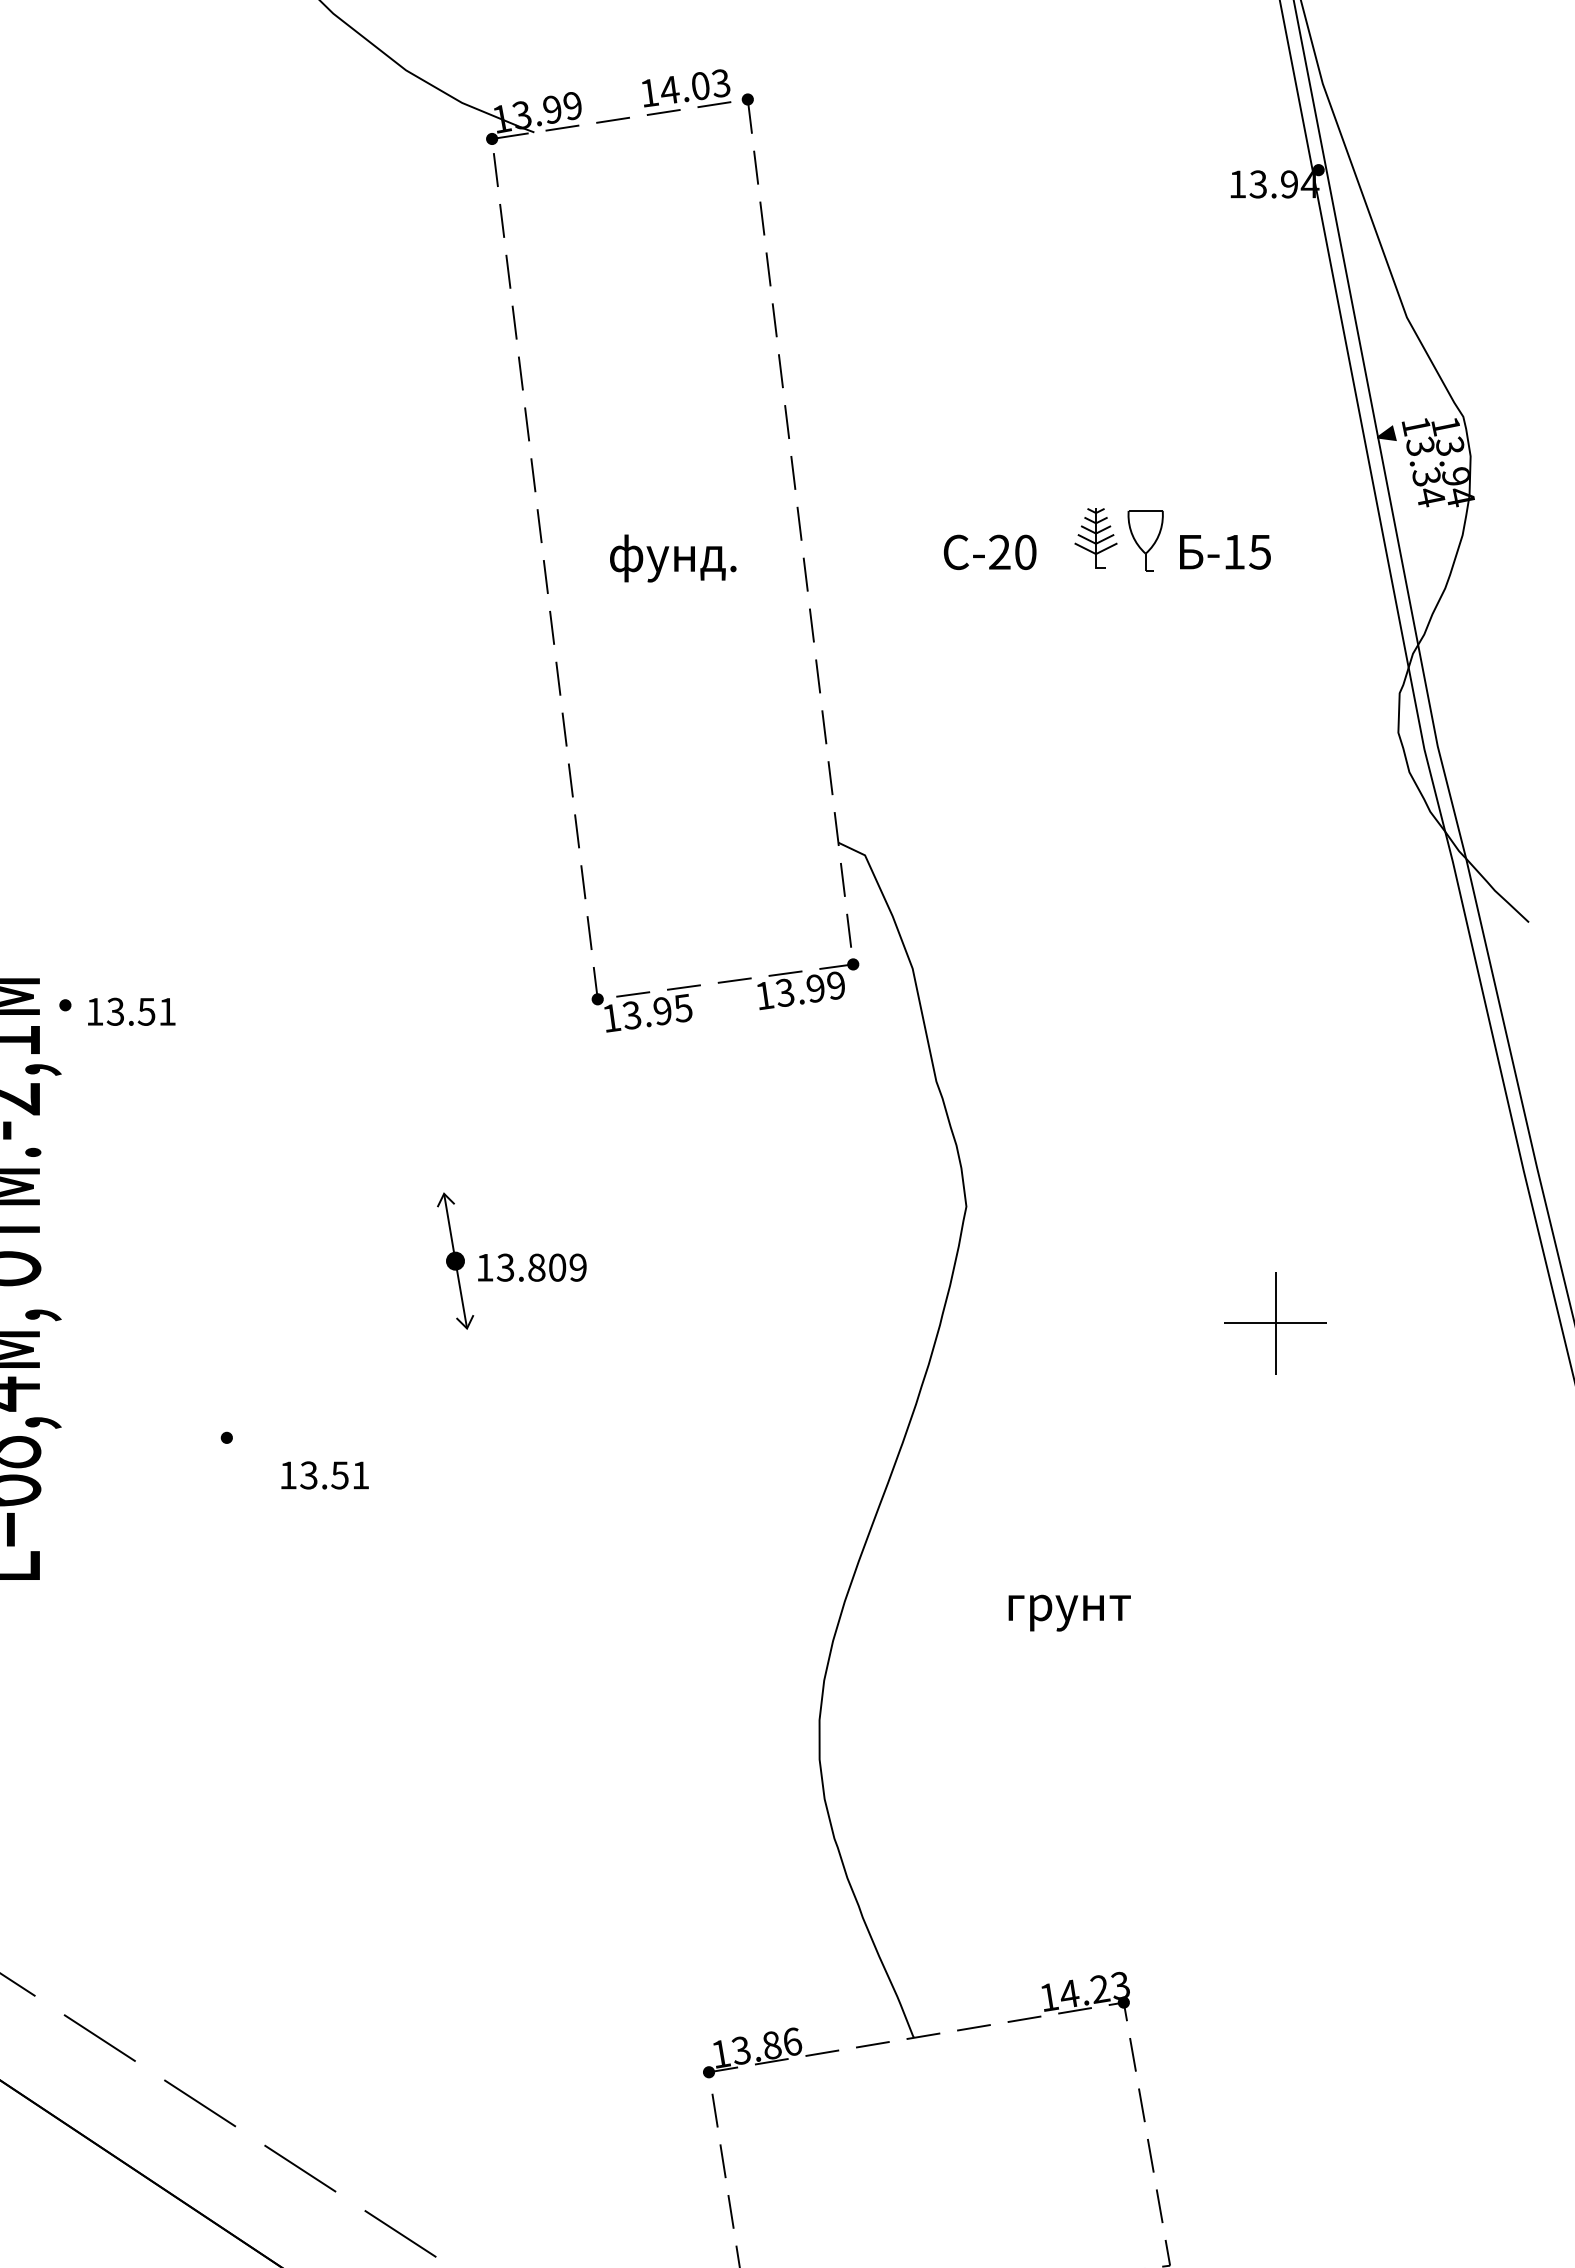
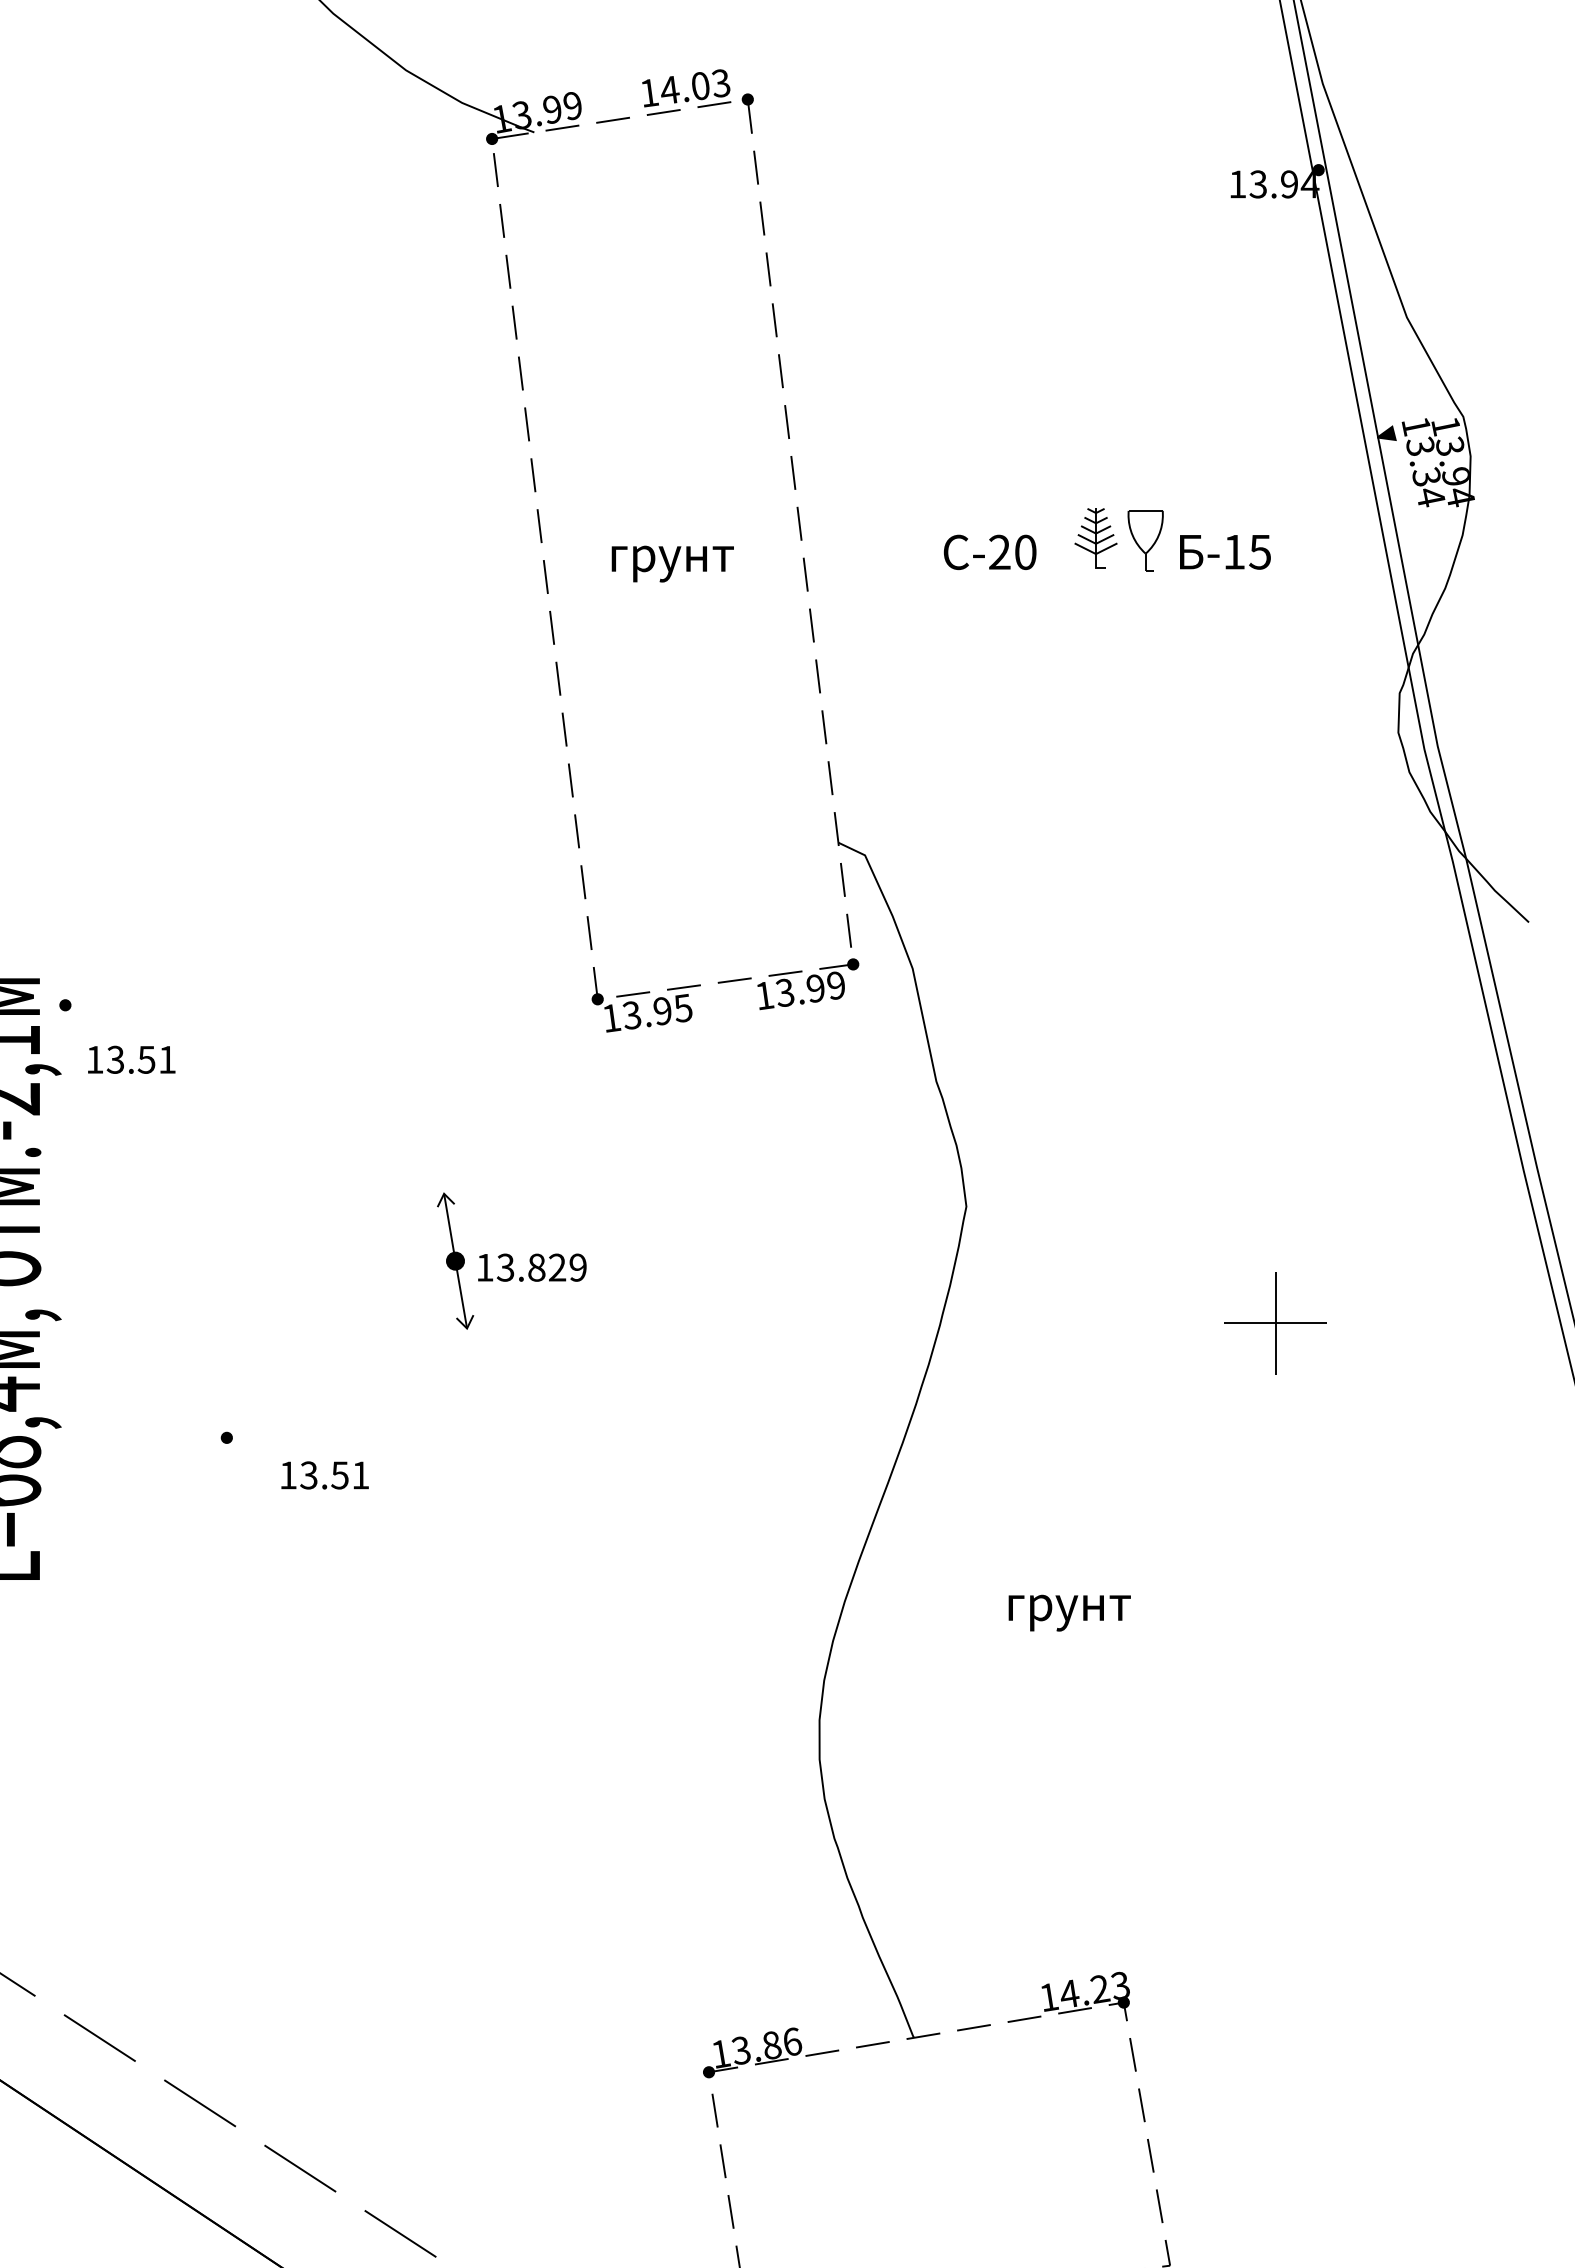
text: фунд. -> грунт (673, 558)
text position: (131, 1011) -> (131, 1059) (131, 1059)
text: 13.809 -> 13.829 (557, 1267)
